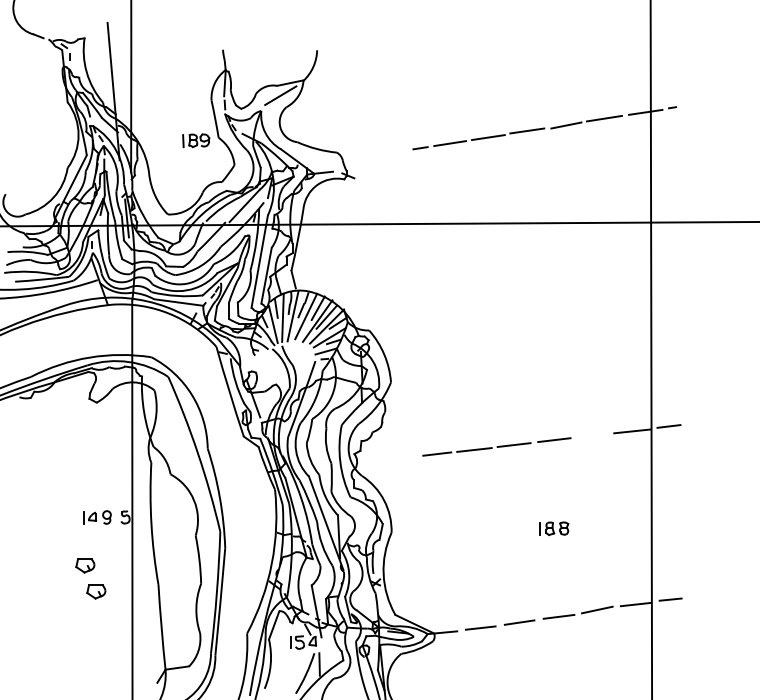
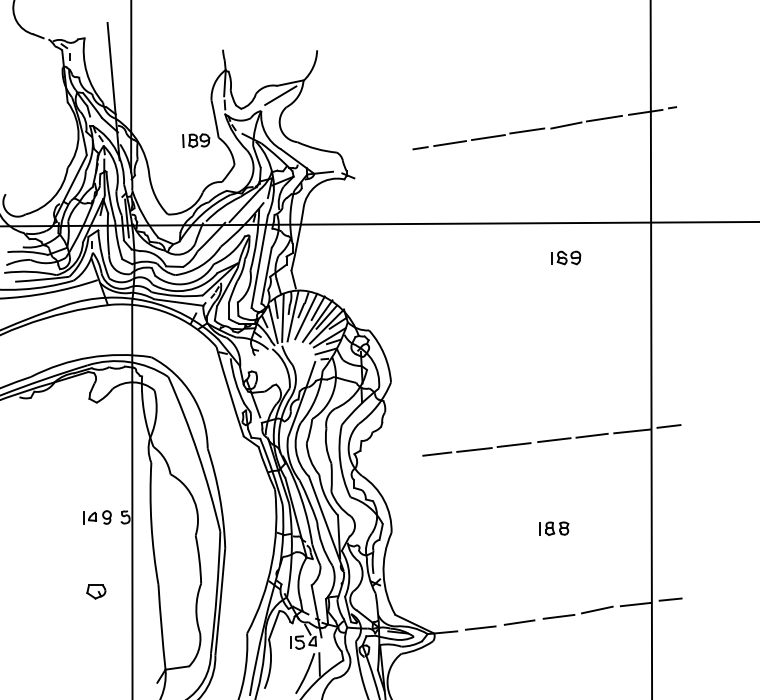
part: none -> present (566, 257)
line: none -> present (591, 435)
part: present -> none (85, 565)
